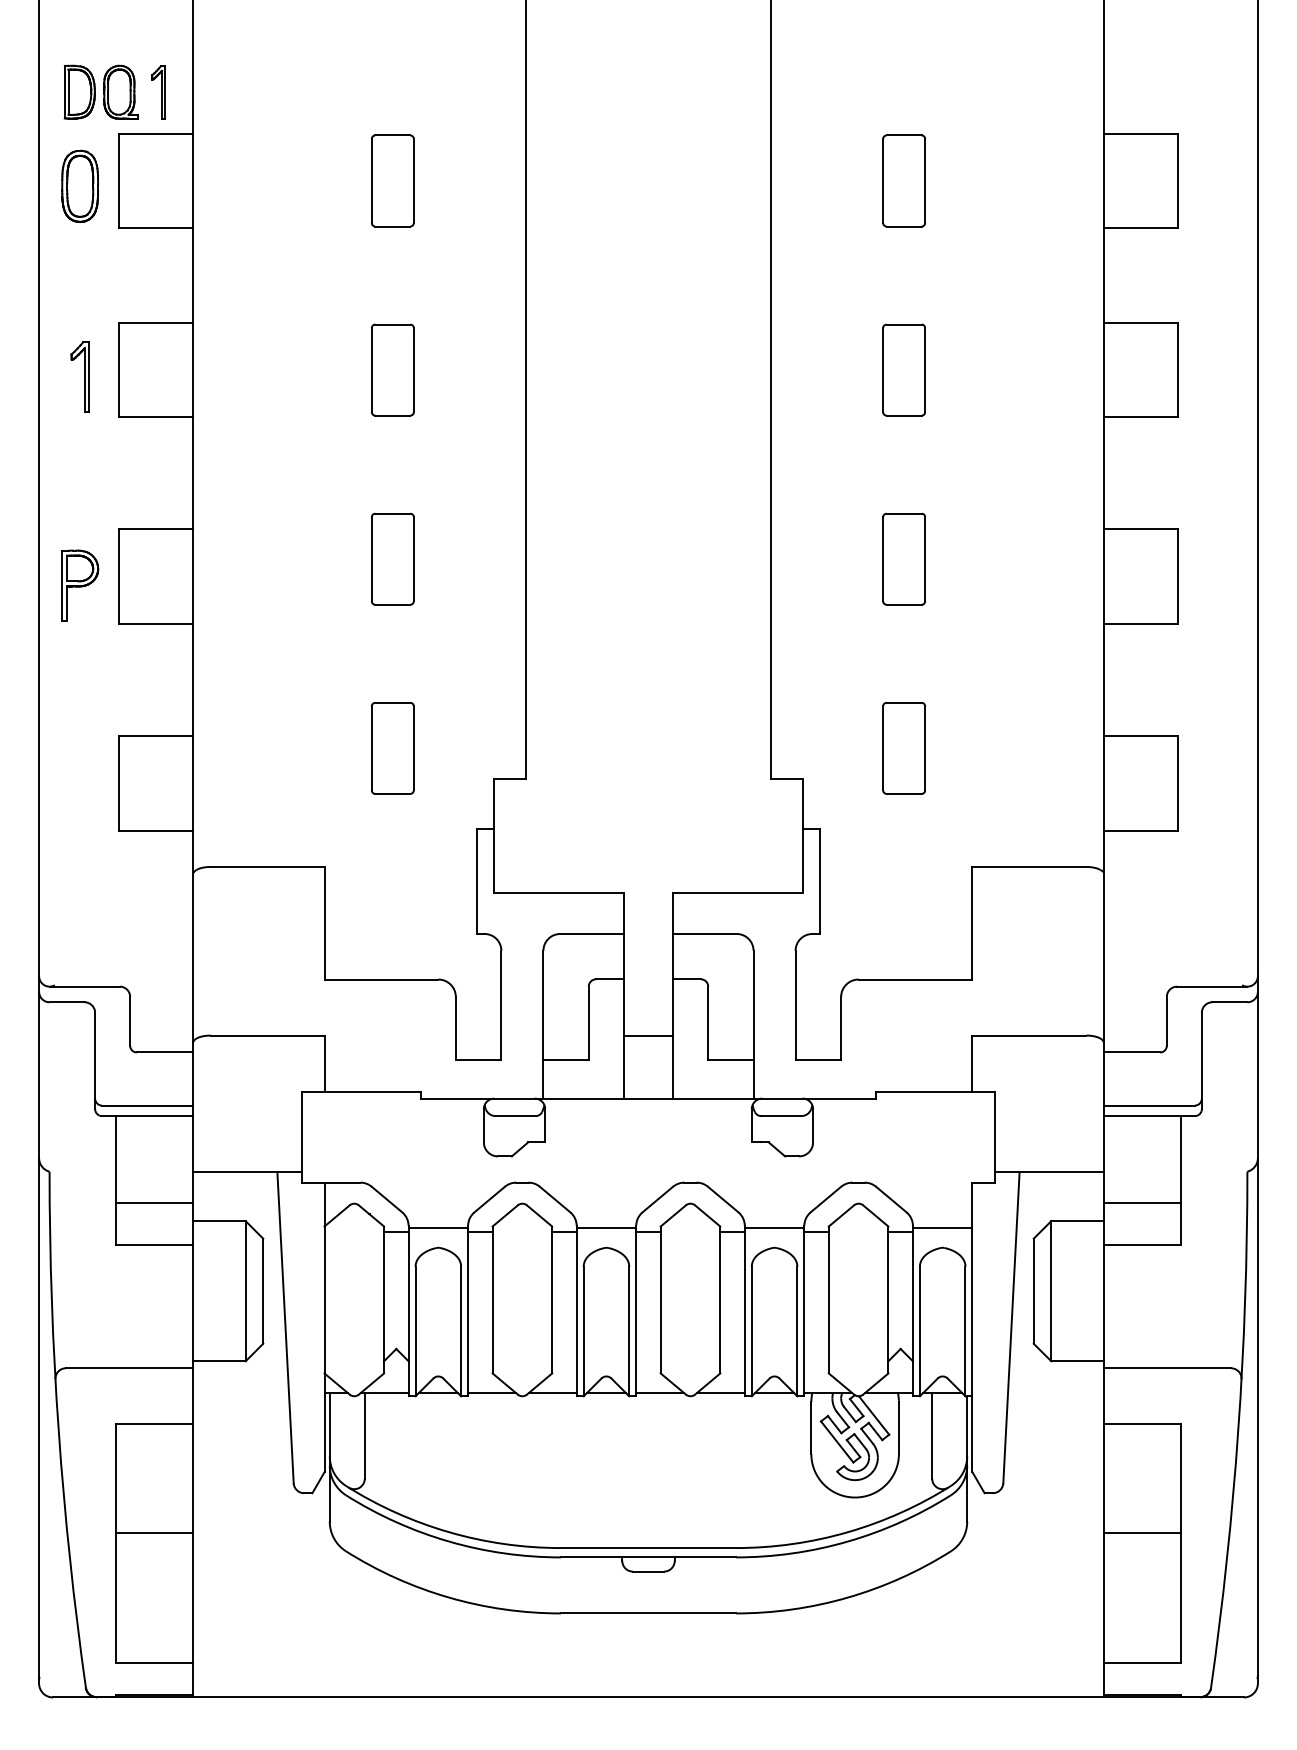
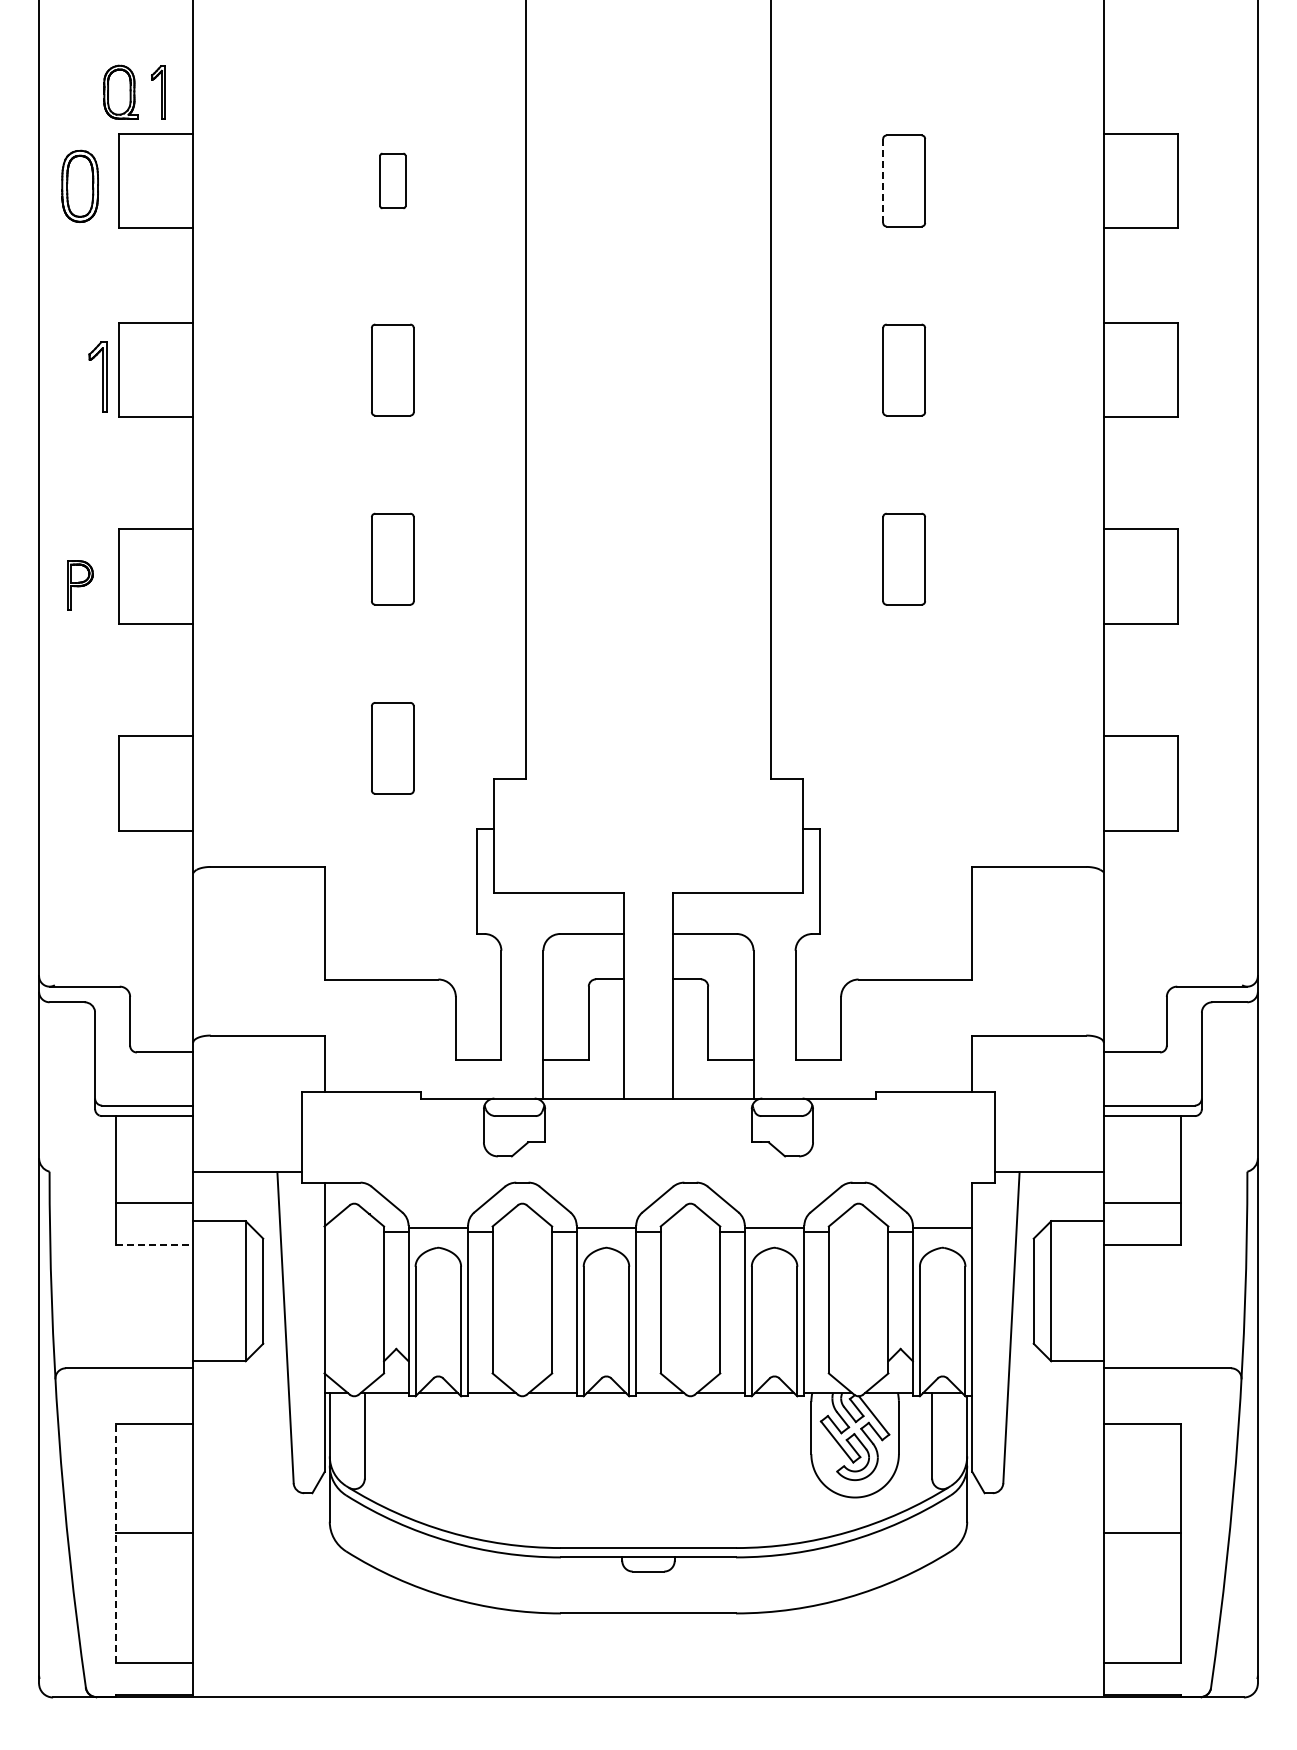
part: present -> none (79, 91)
part size: 44x94 px -> 28x58 px (392, 180)
line: solid -> dashed (883, 181)
part position: (79, 376) -> (97, 376) (97, 376)
part size: 39x73 px -> 27x51 px (80, 585)
part: present -> none (903, 748)
line: present -> none (648, 1035)
line: solid -> dashed (154, 1244)
line: solid -> dashed (116, 1543)
